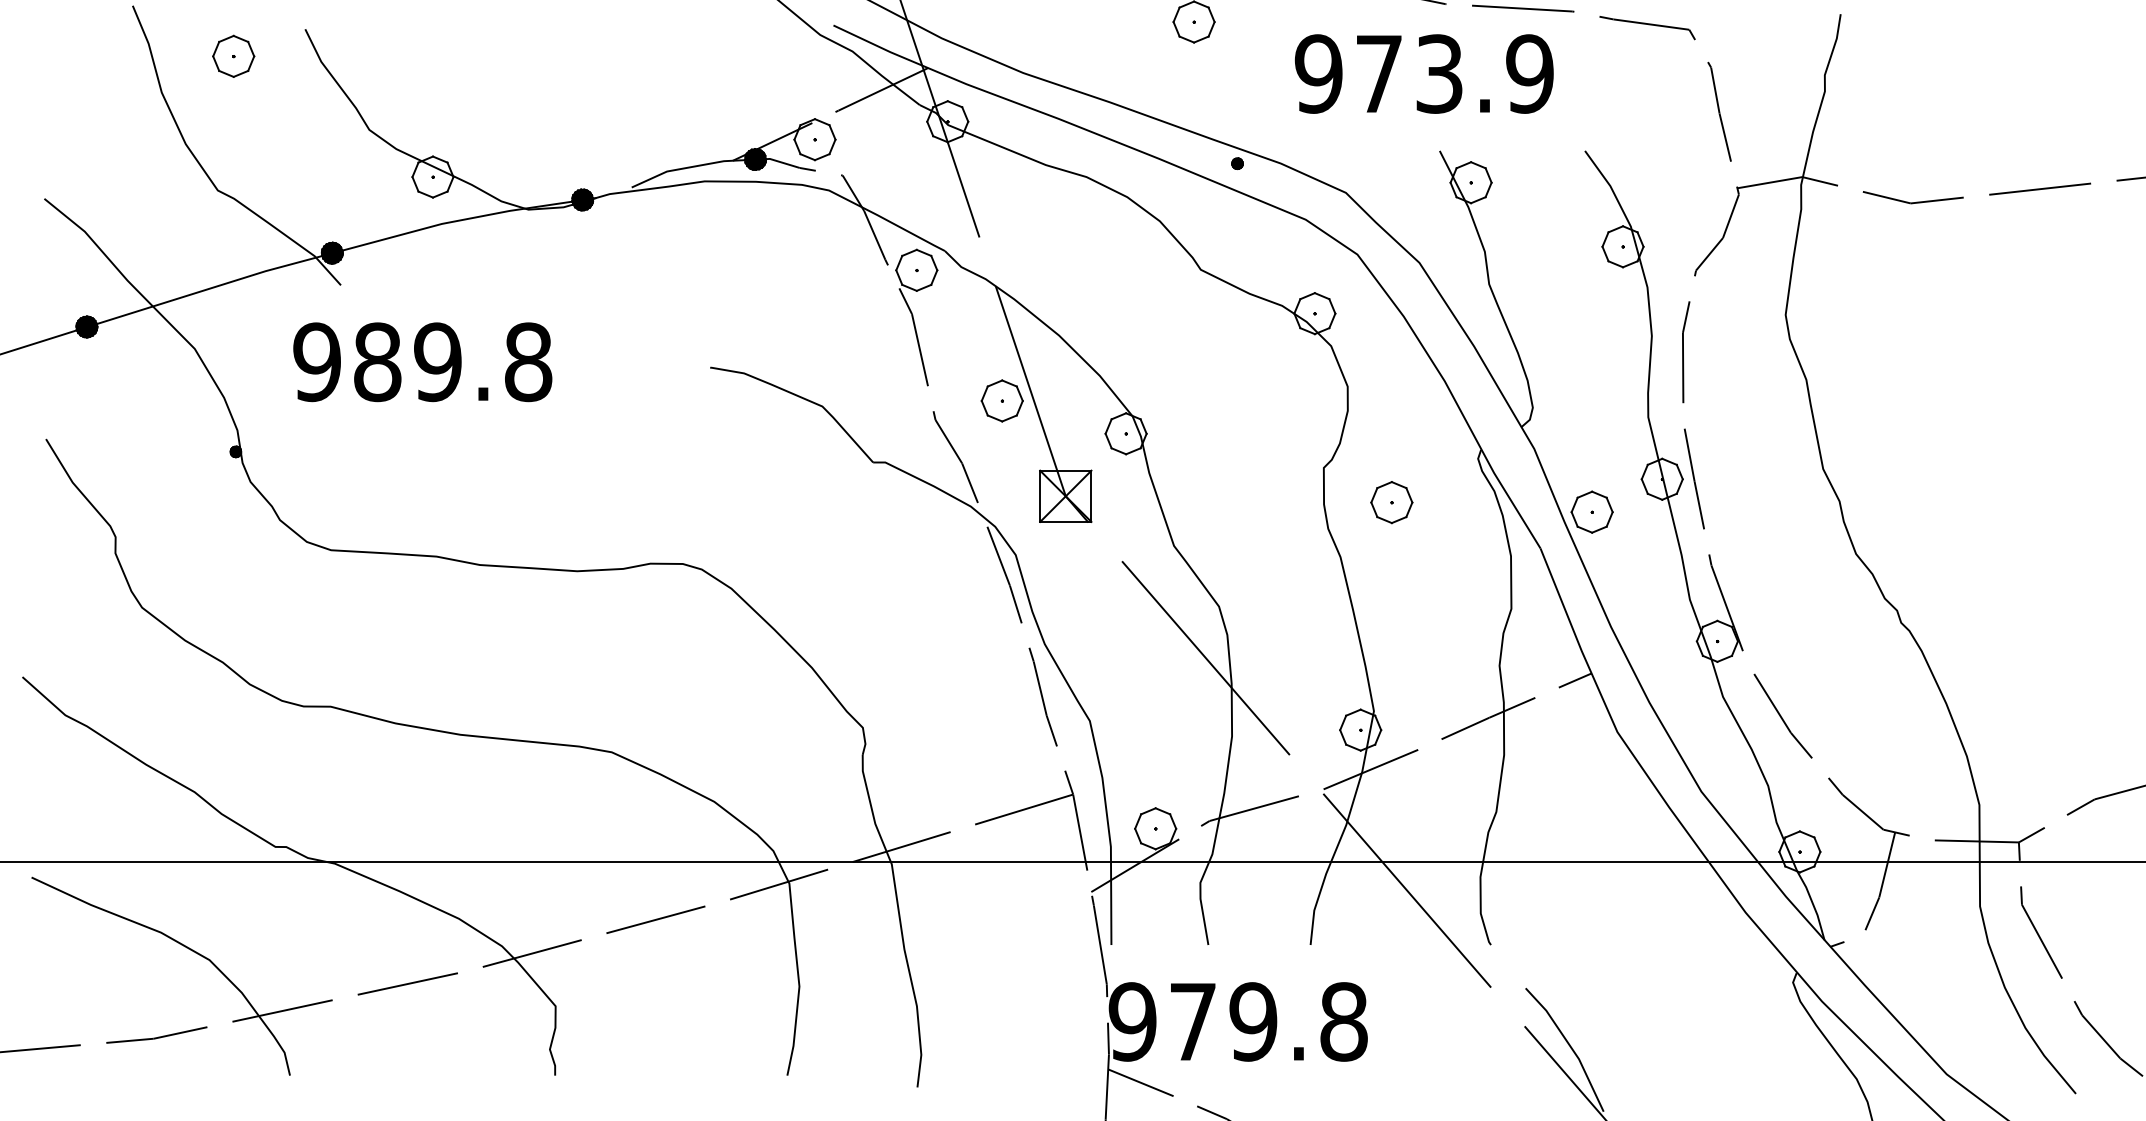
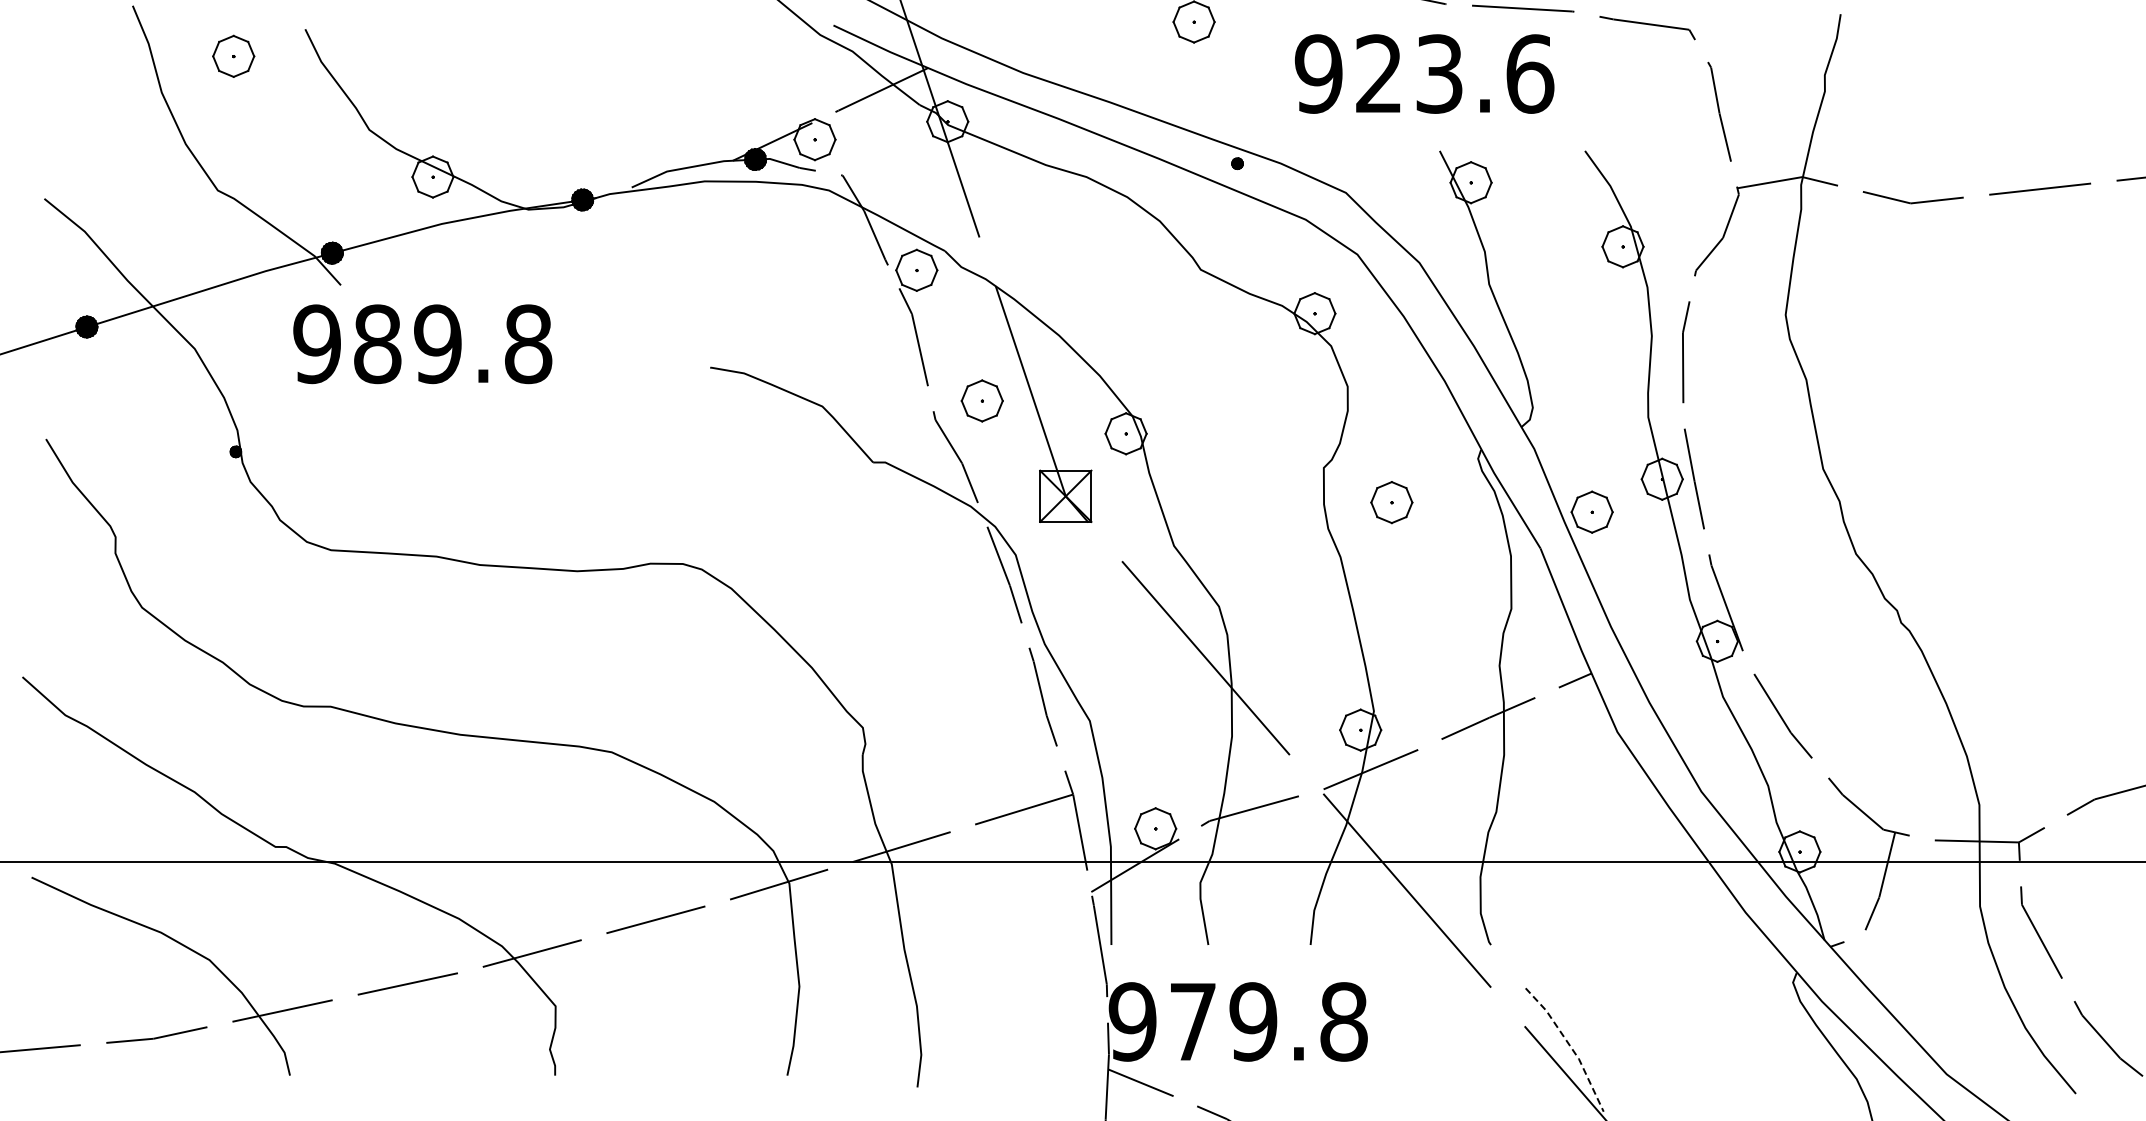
text: 973.9 -> 923.6 (1455, 73)
text position: (422, 362) -> (422, 344) (422, 344)
part position: (1001, 400) -> (981, 400) (981, 400)
line: solid -> dashed (1570, 1046)
